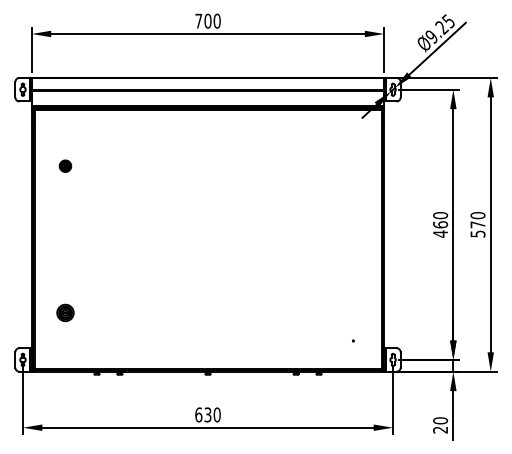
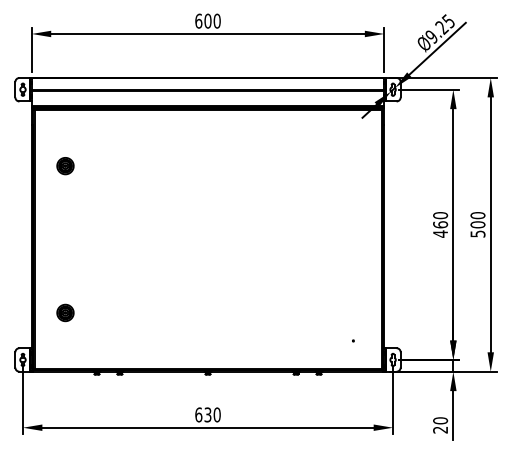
text: 700 -> 600 (198, 20)
part size: 15x14 px -> 19x19 px (65, 166)
text: 570 -> 500 (477, 224)
